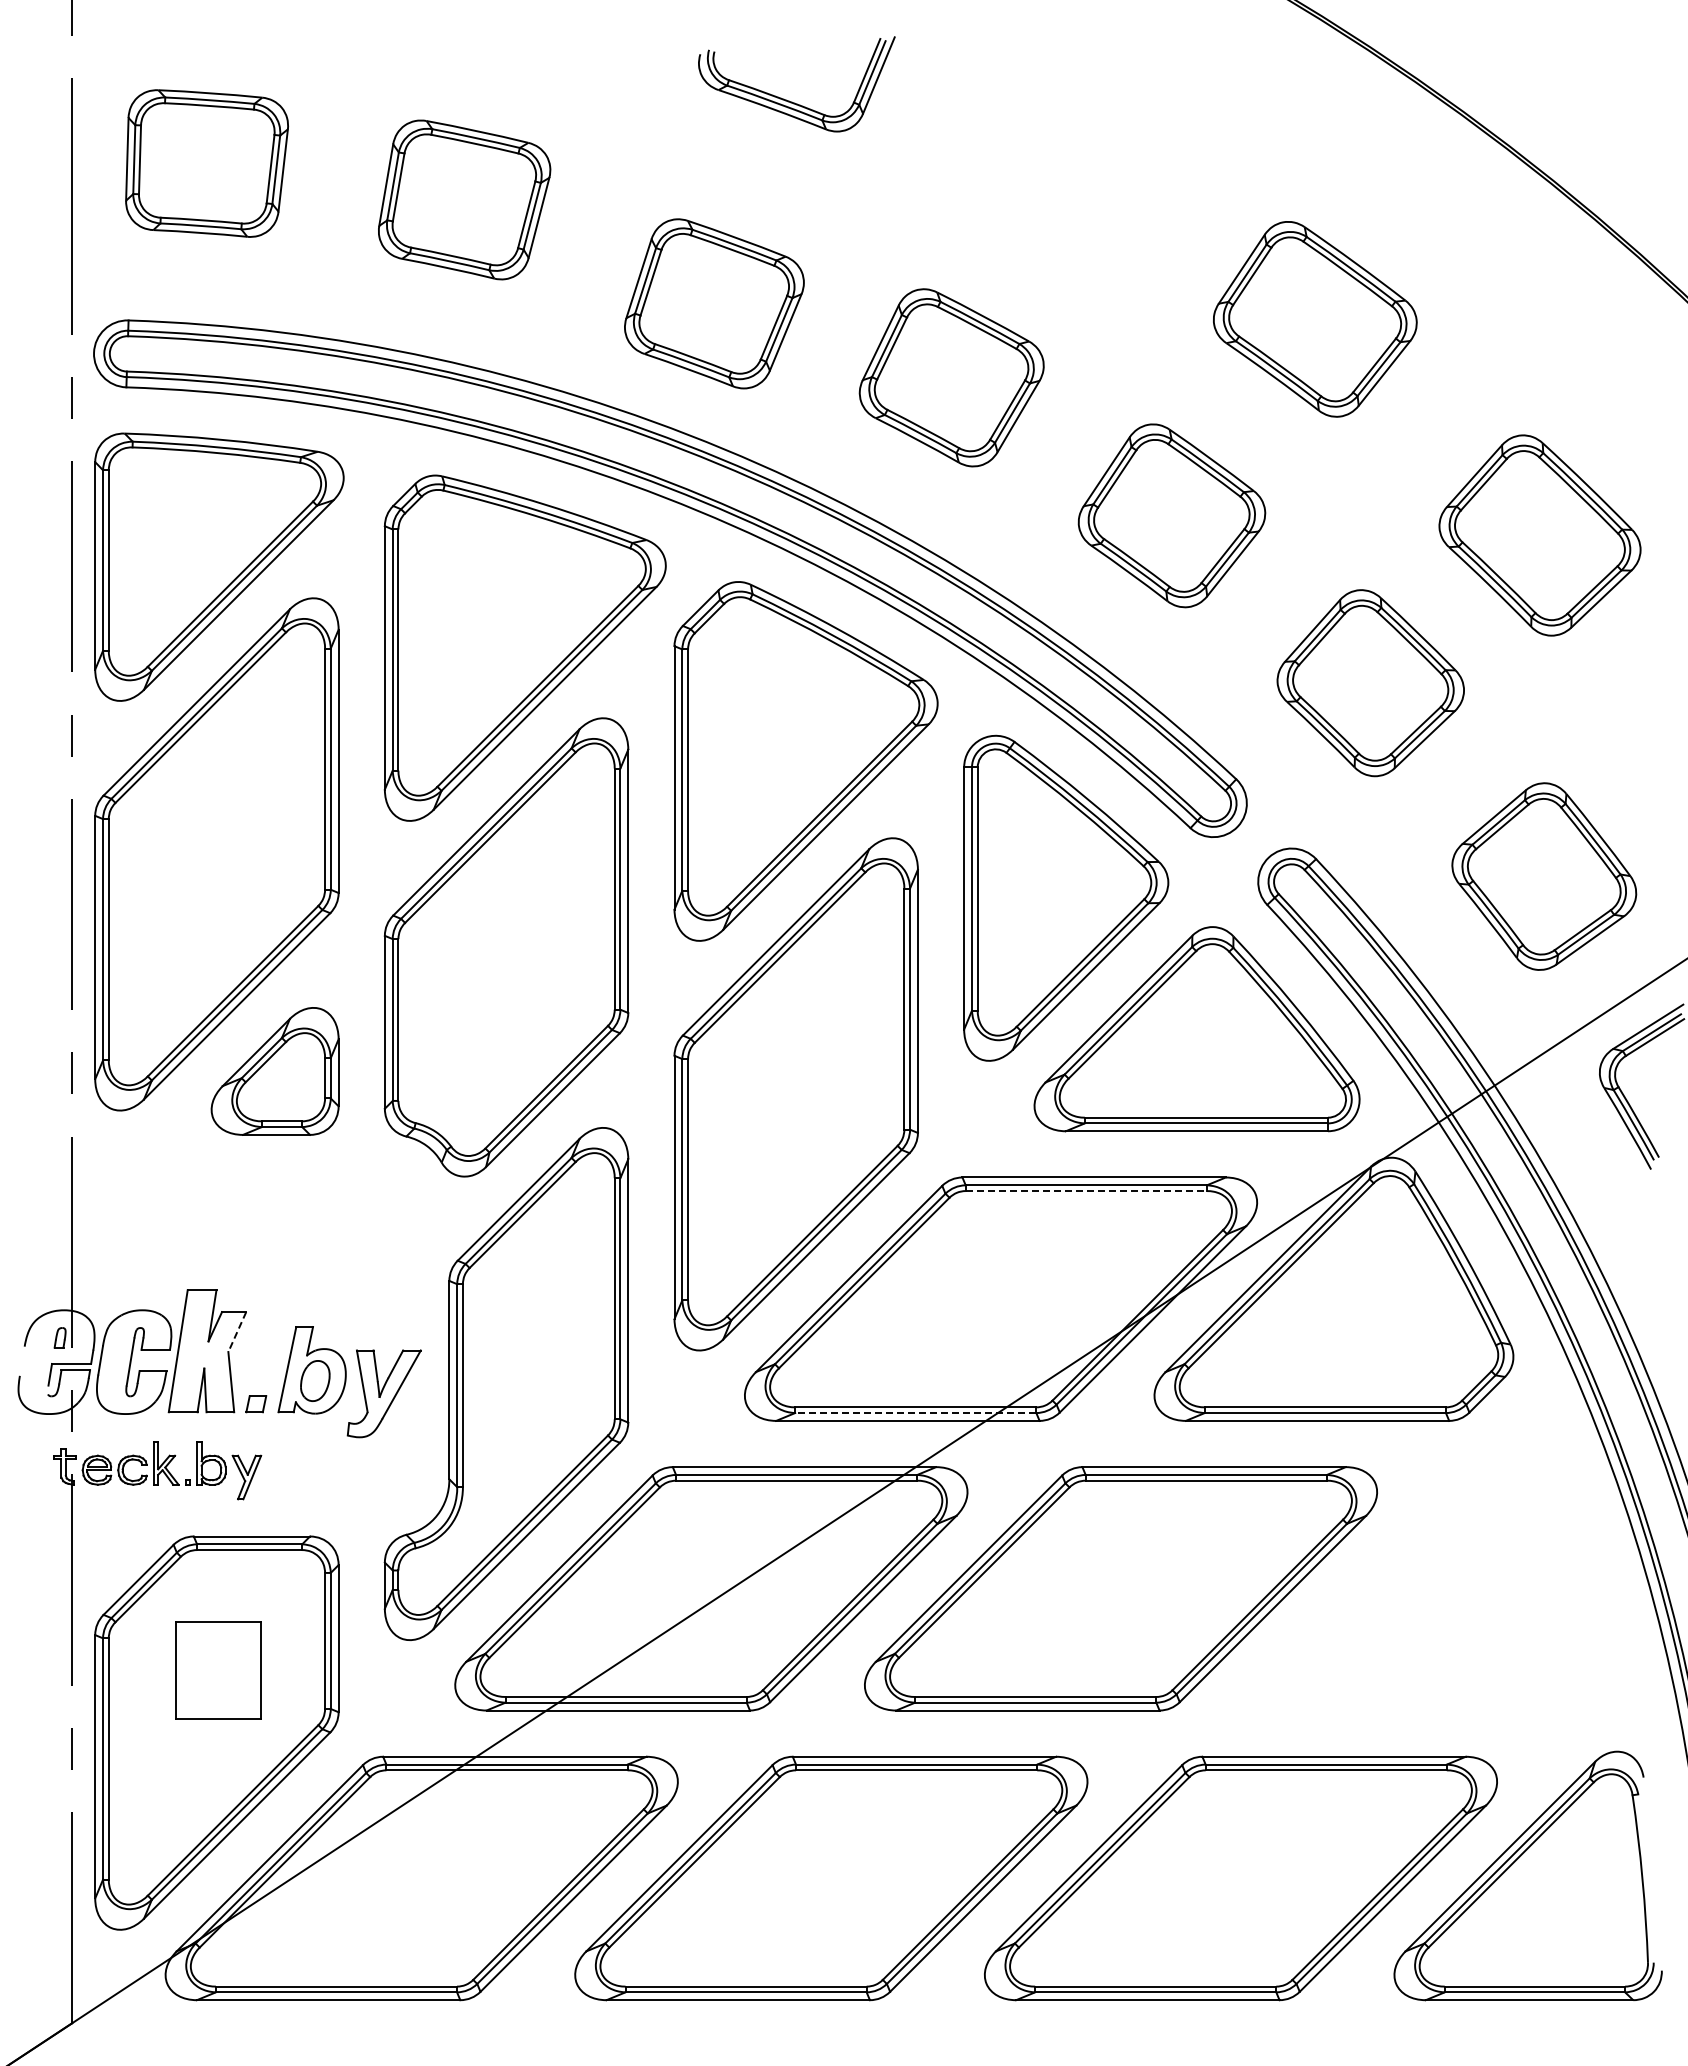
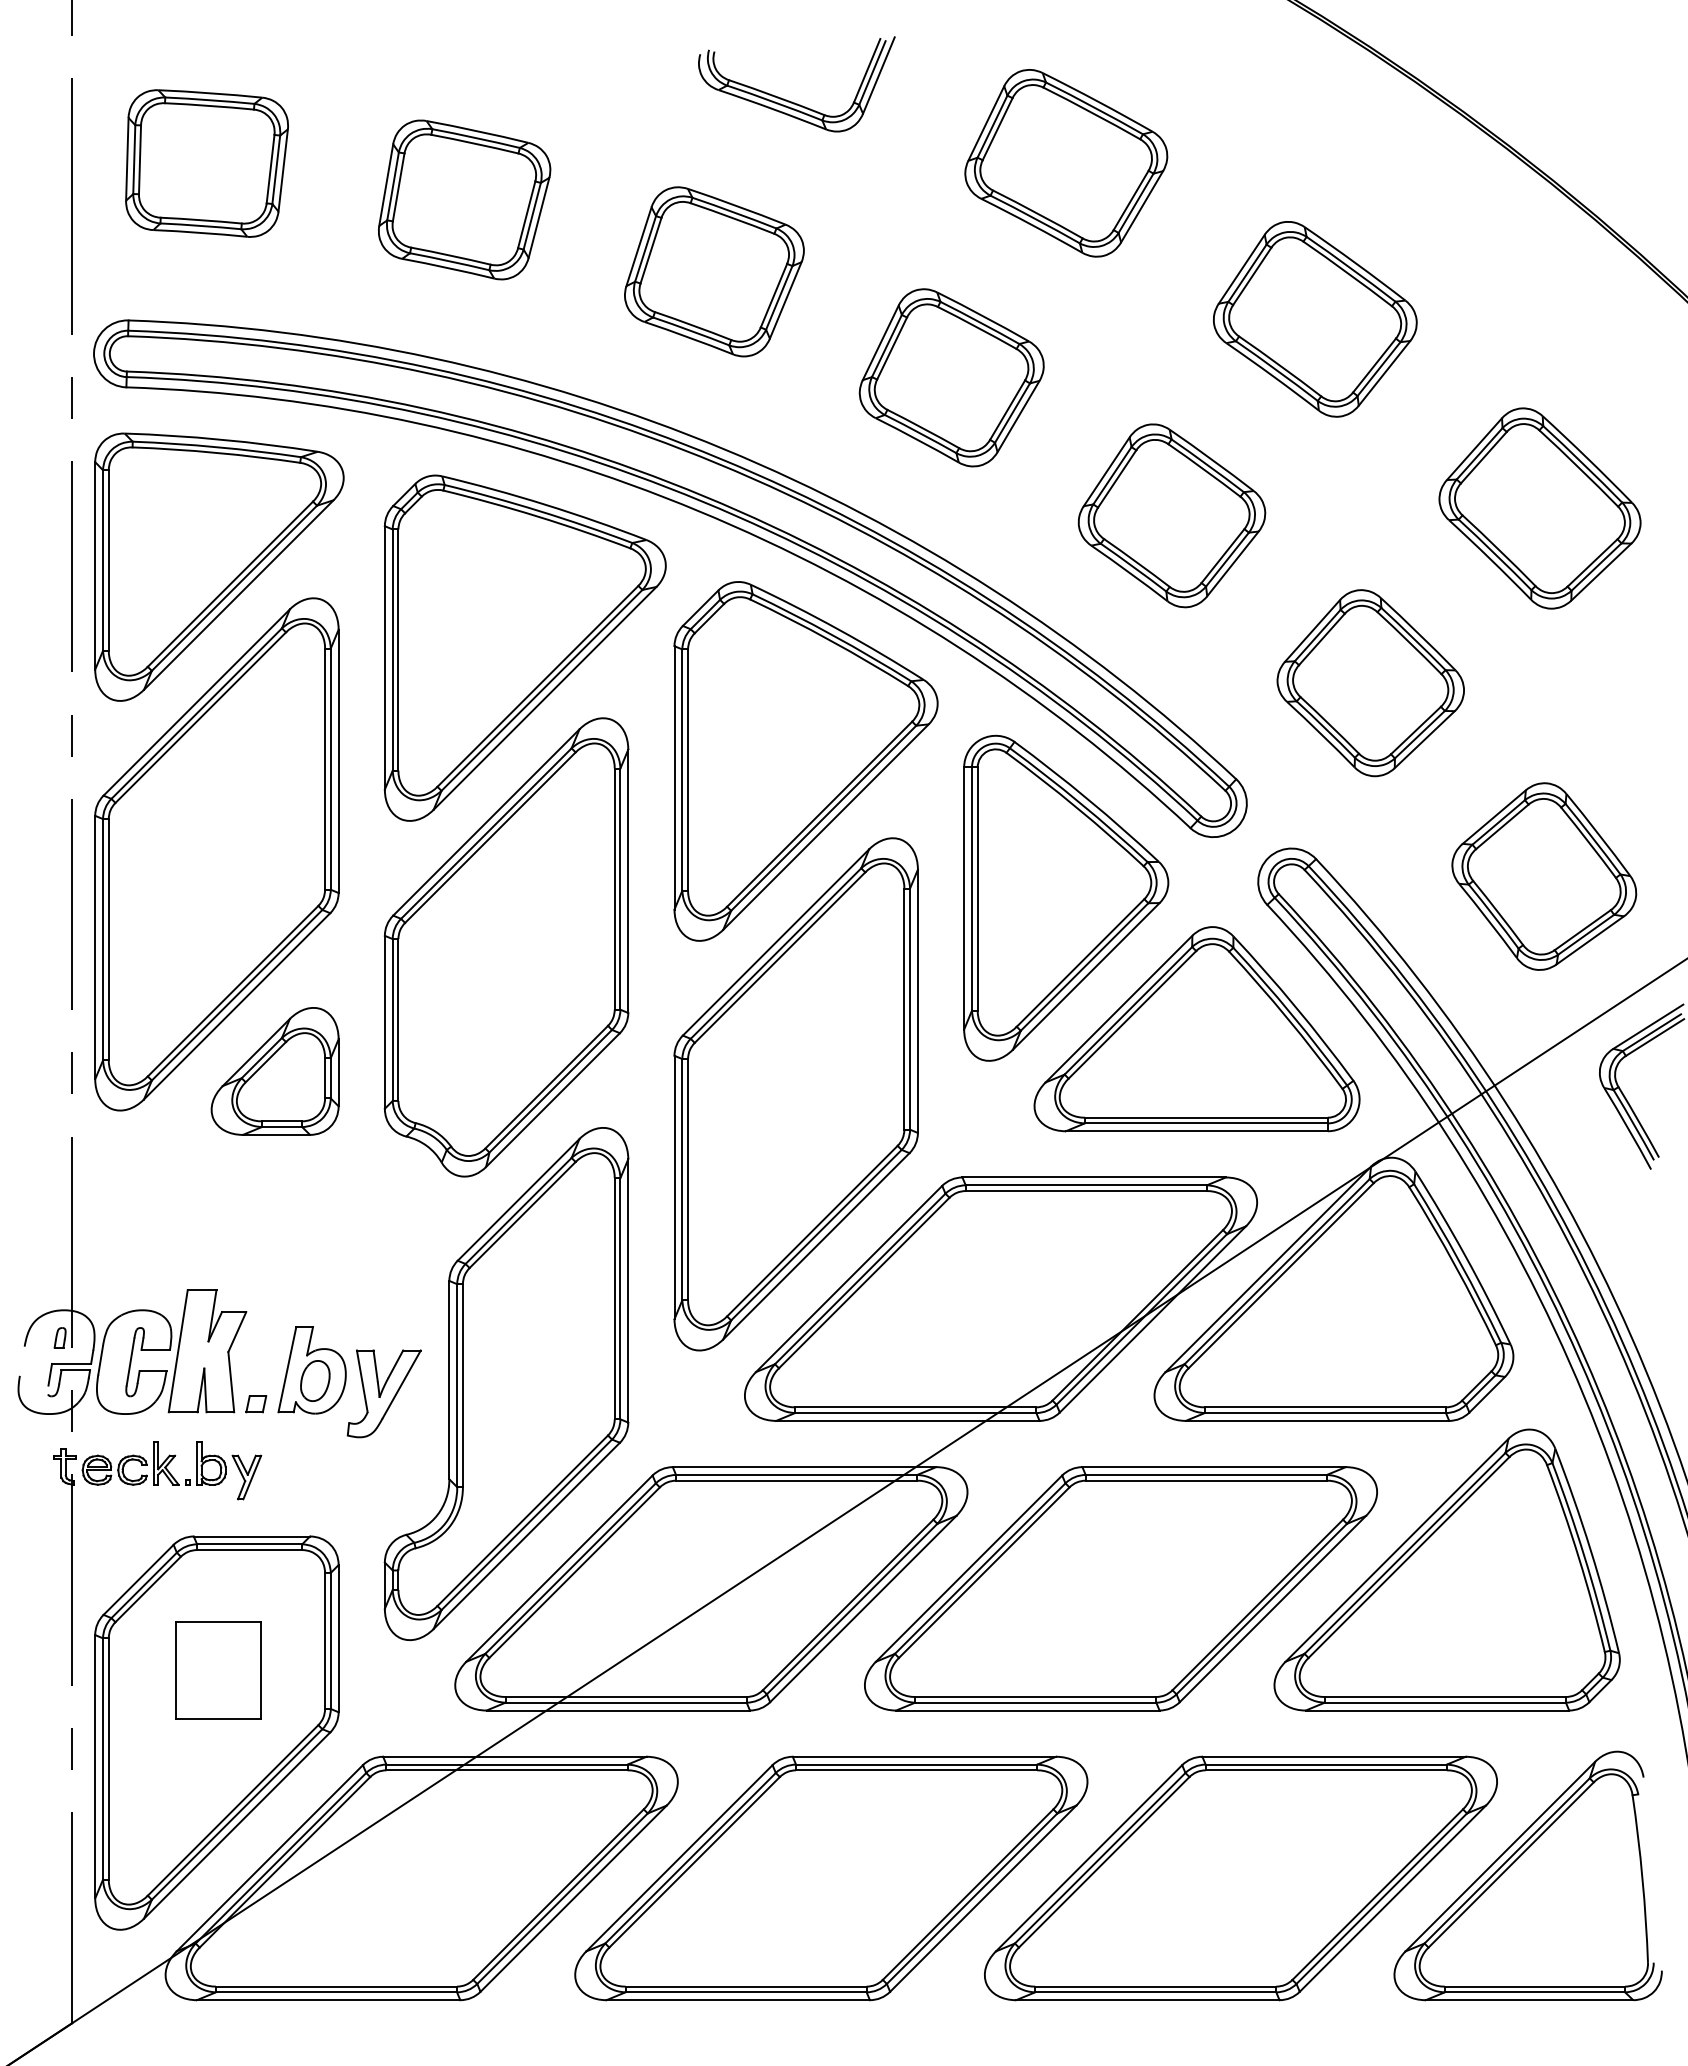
part: none -> present (1066, 163)
part position: (714, 303) -> (714, 271) (714, 271)
part position: (1539, 535) -> (1539, 508) (1539, 508)
line: dashed -> solid (1086, 1191)
line: dashed -> solid (237, 1332)
line: dashed -> solid (915, 1413)
part: none -> present (1446, 1569)
